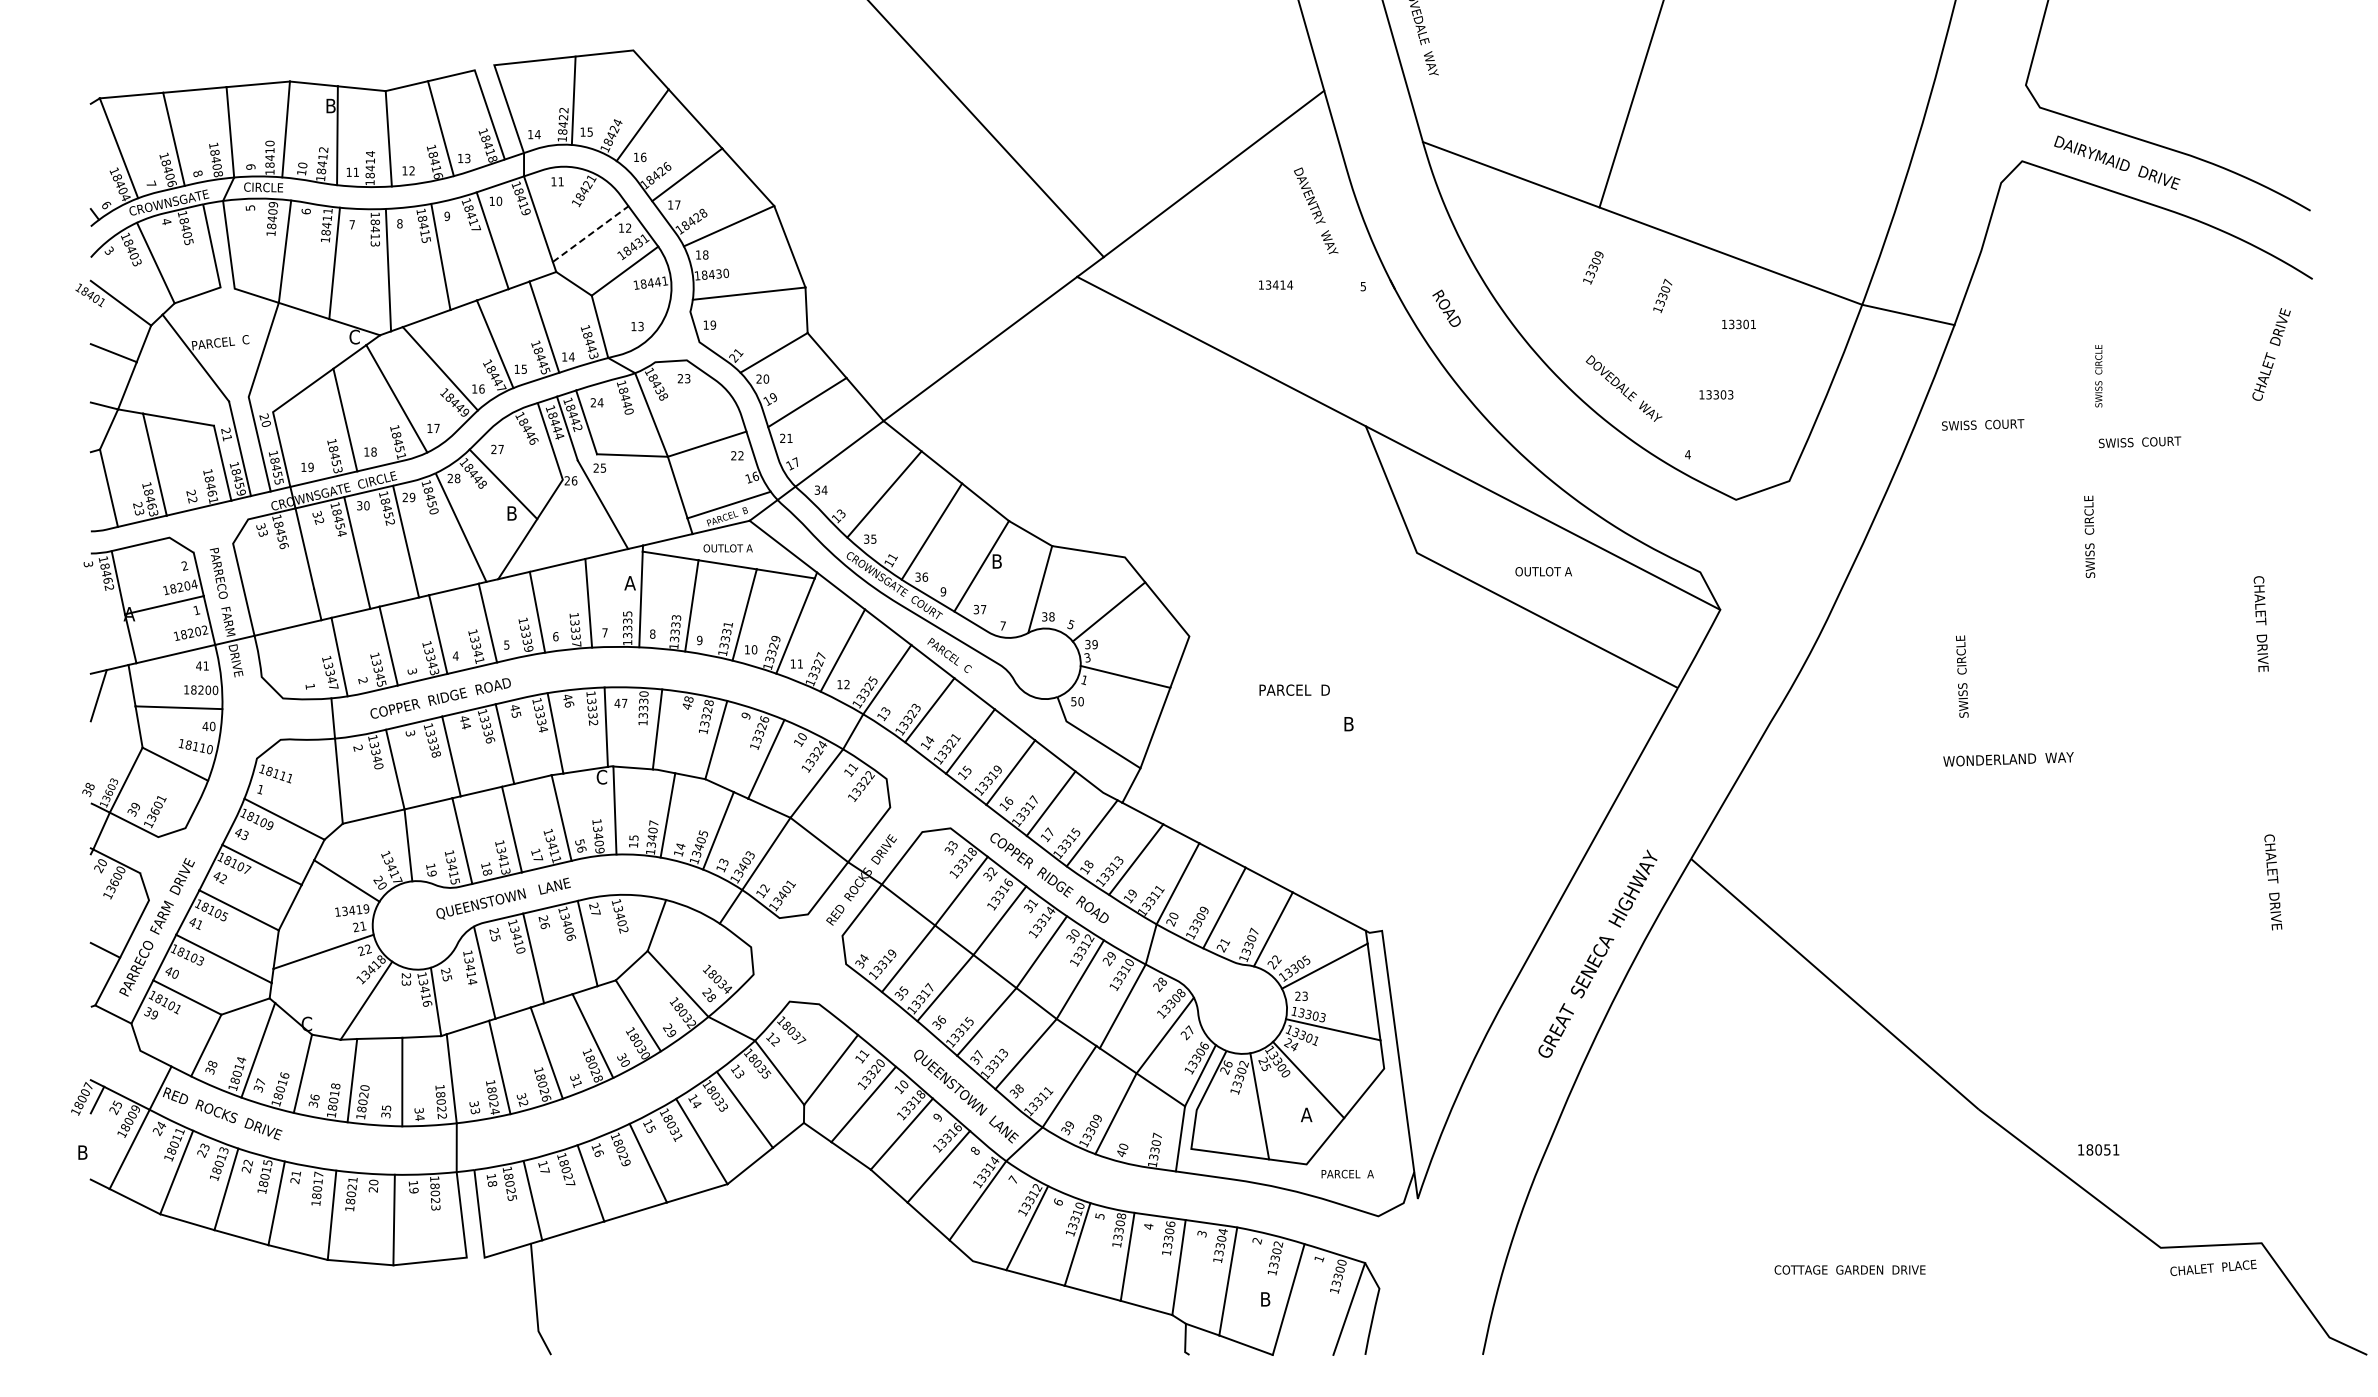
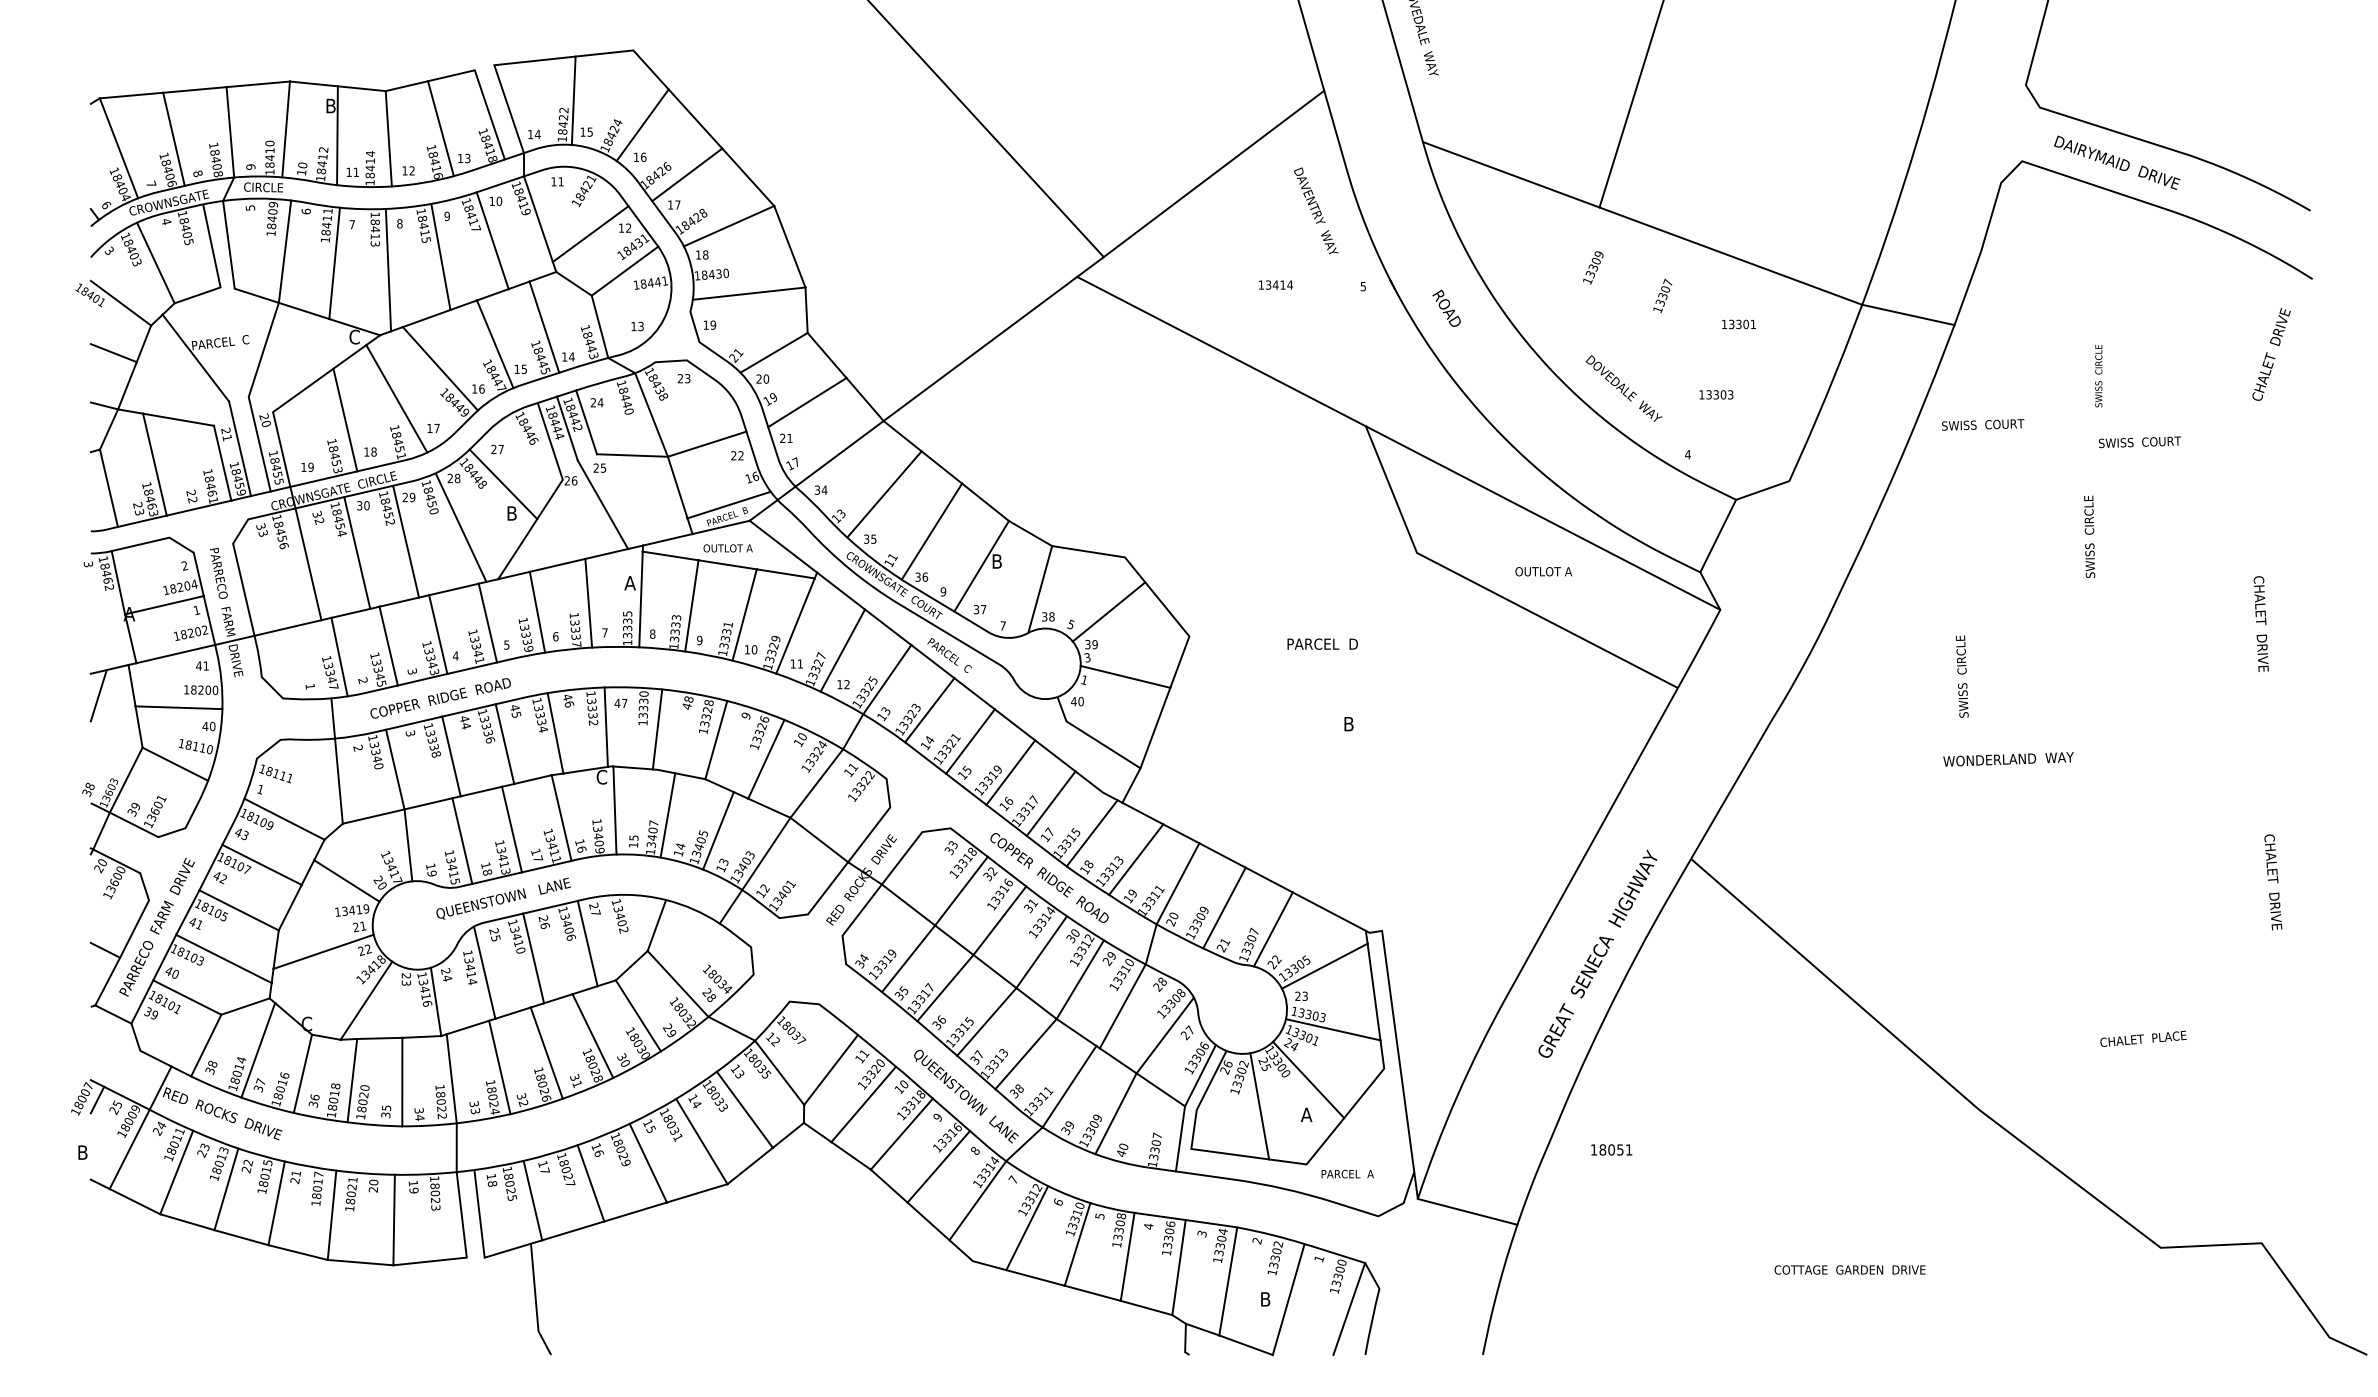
line: dashed -> solid (590, 234)
line: none -> present (1718, 535)
text position: (1294, 689) -> (1322, 643) (1322, 643)
text: 50 -> 40 (1073, 701)
text: 56 -> 16 (579, 842)
text: 25 -> 24 (446, 978)
text position: (2098, 1149) -> (1611, 1149) (1611, 1149)
line: none -> present (1467, 1211)
text position: (2213, 1267) -> (2143, 1038) (2143, 1038)
